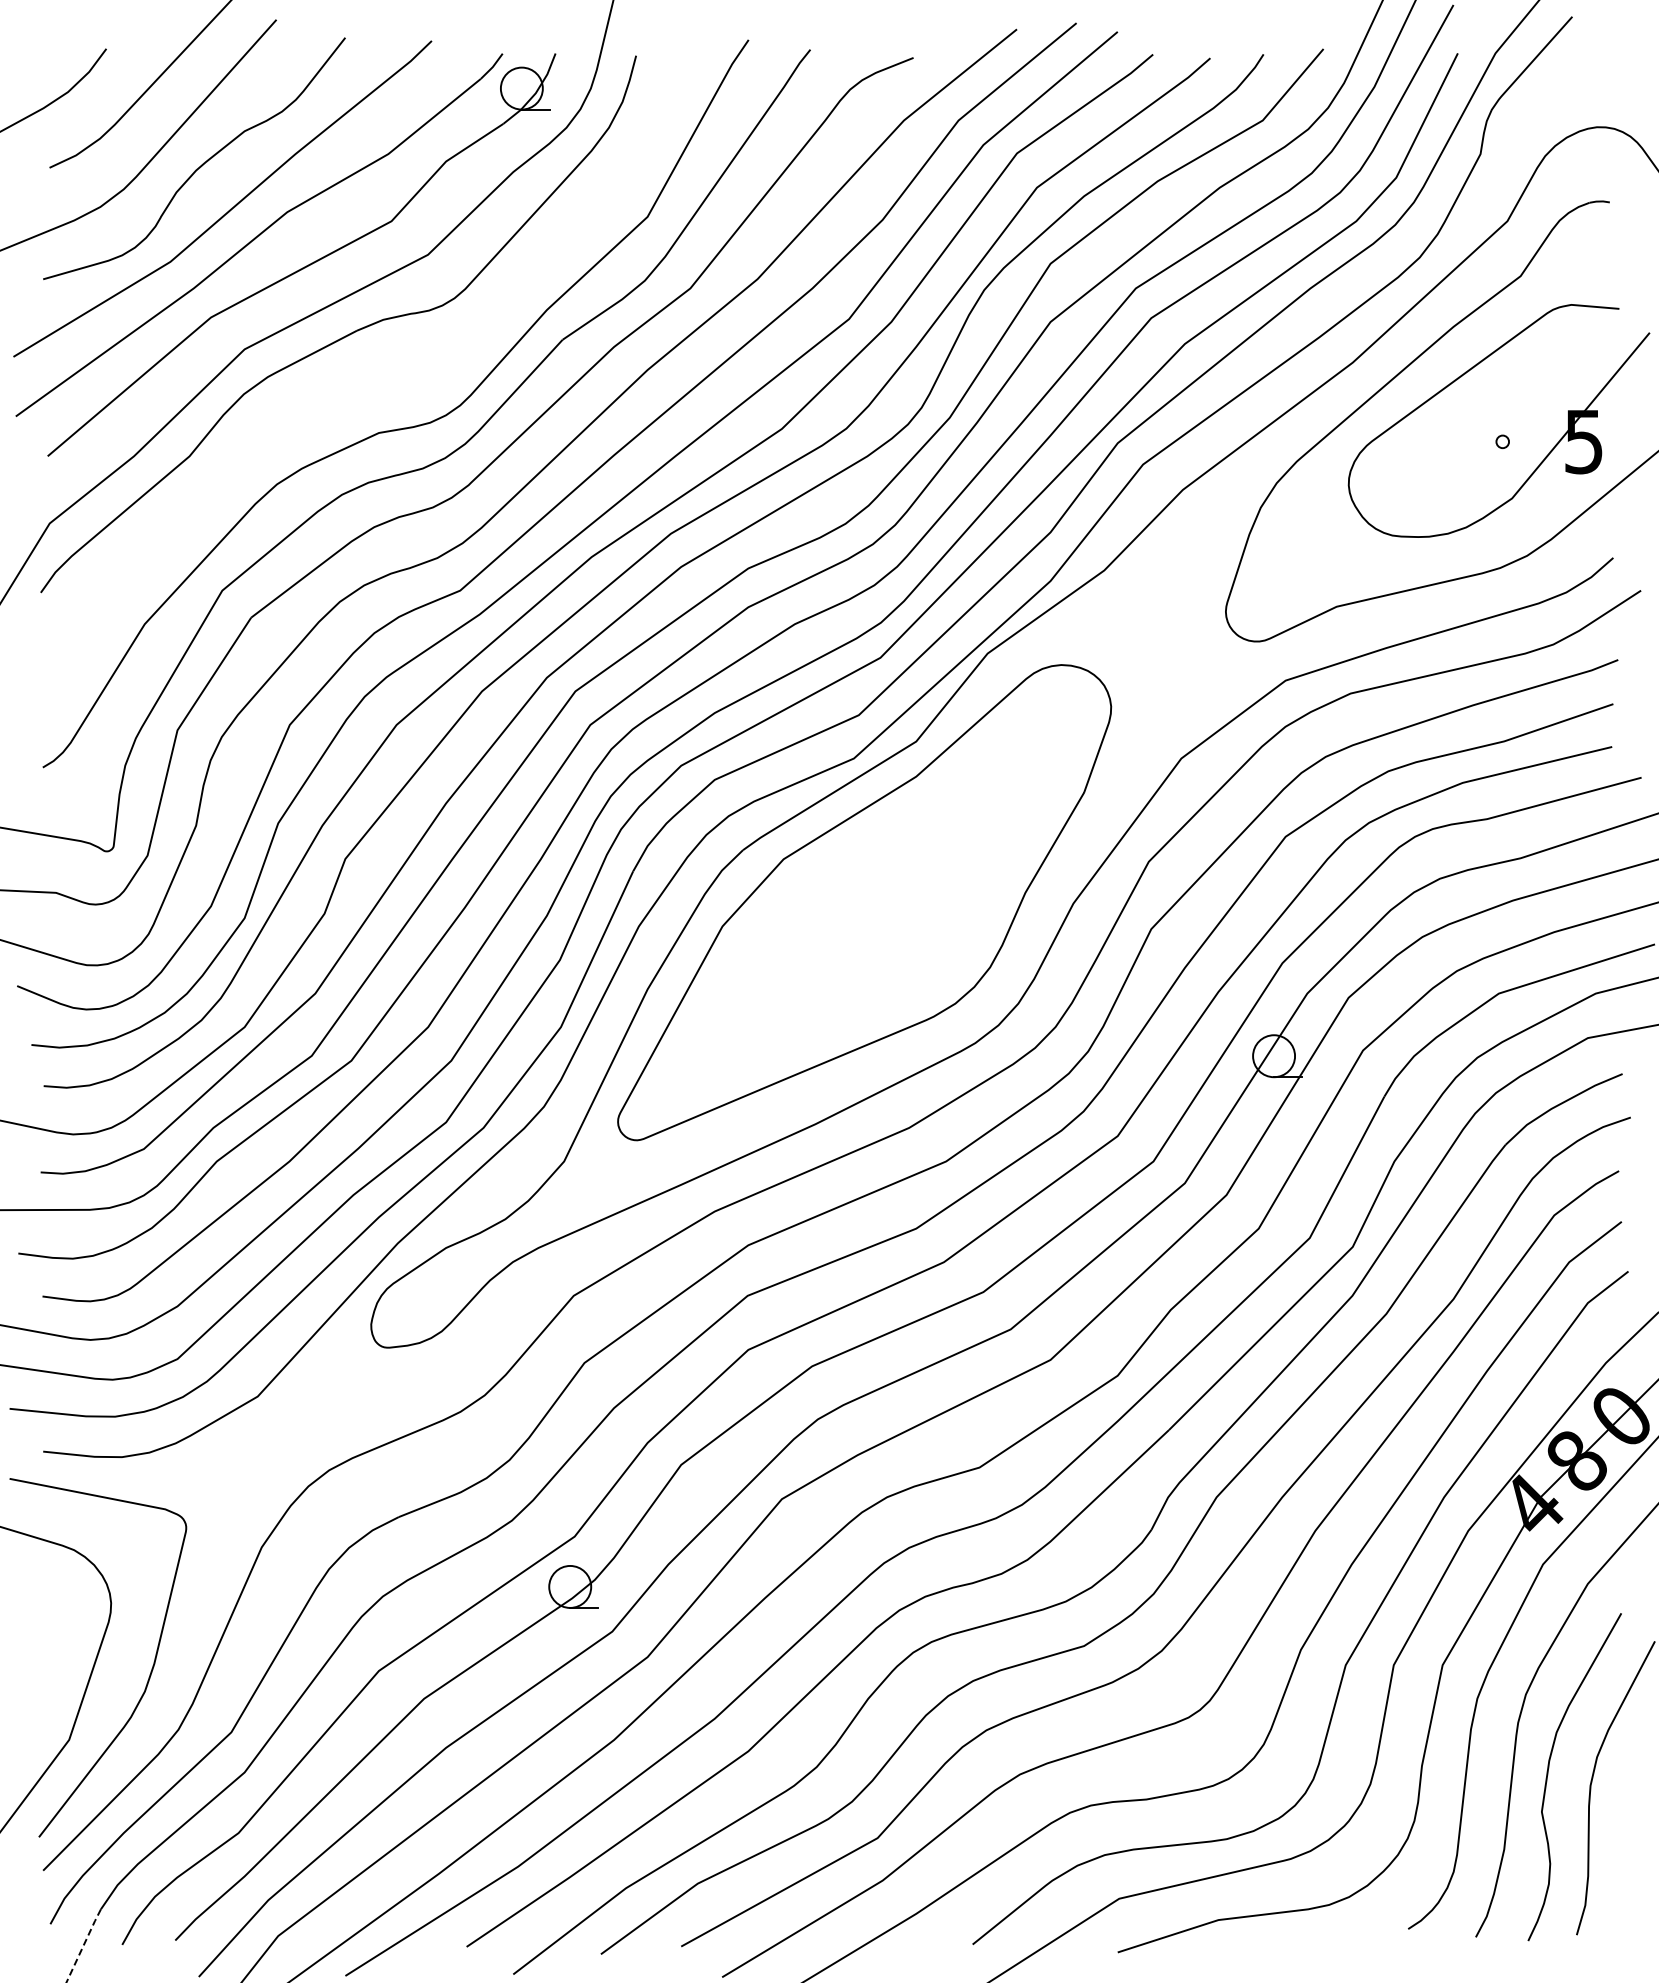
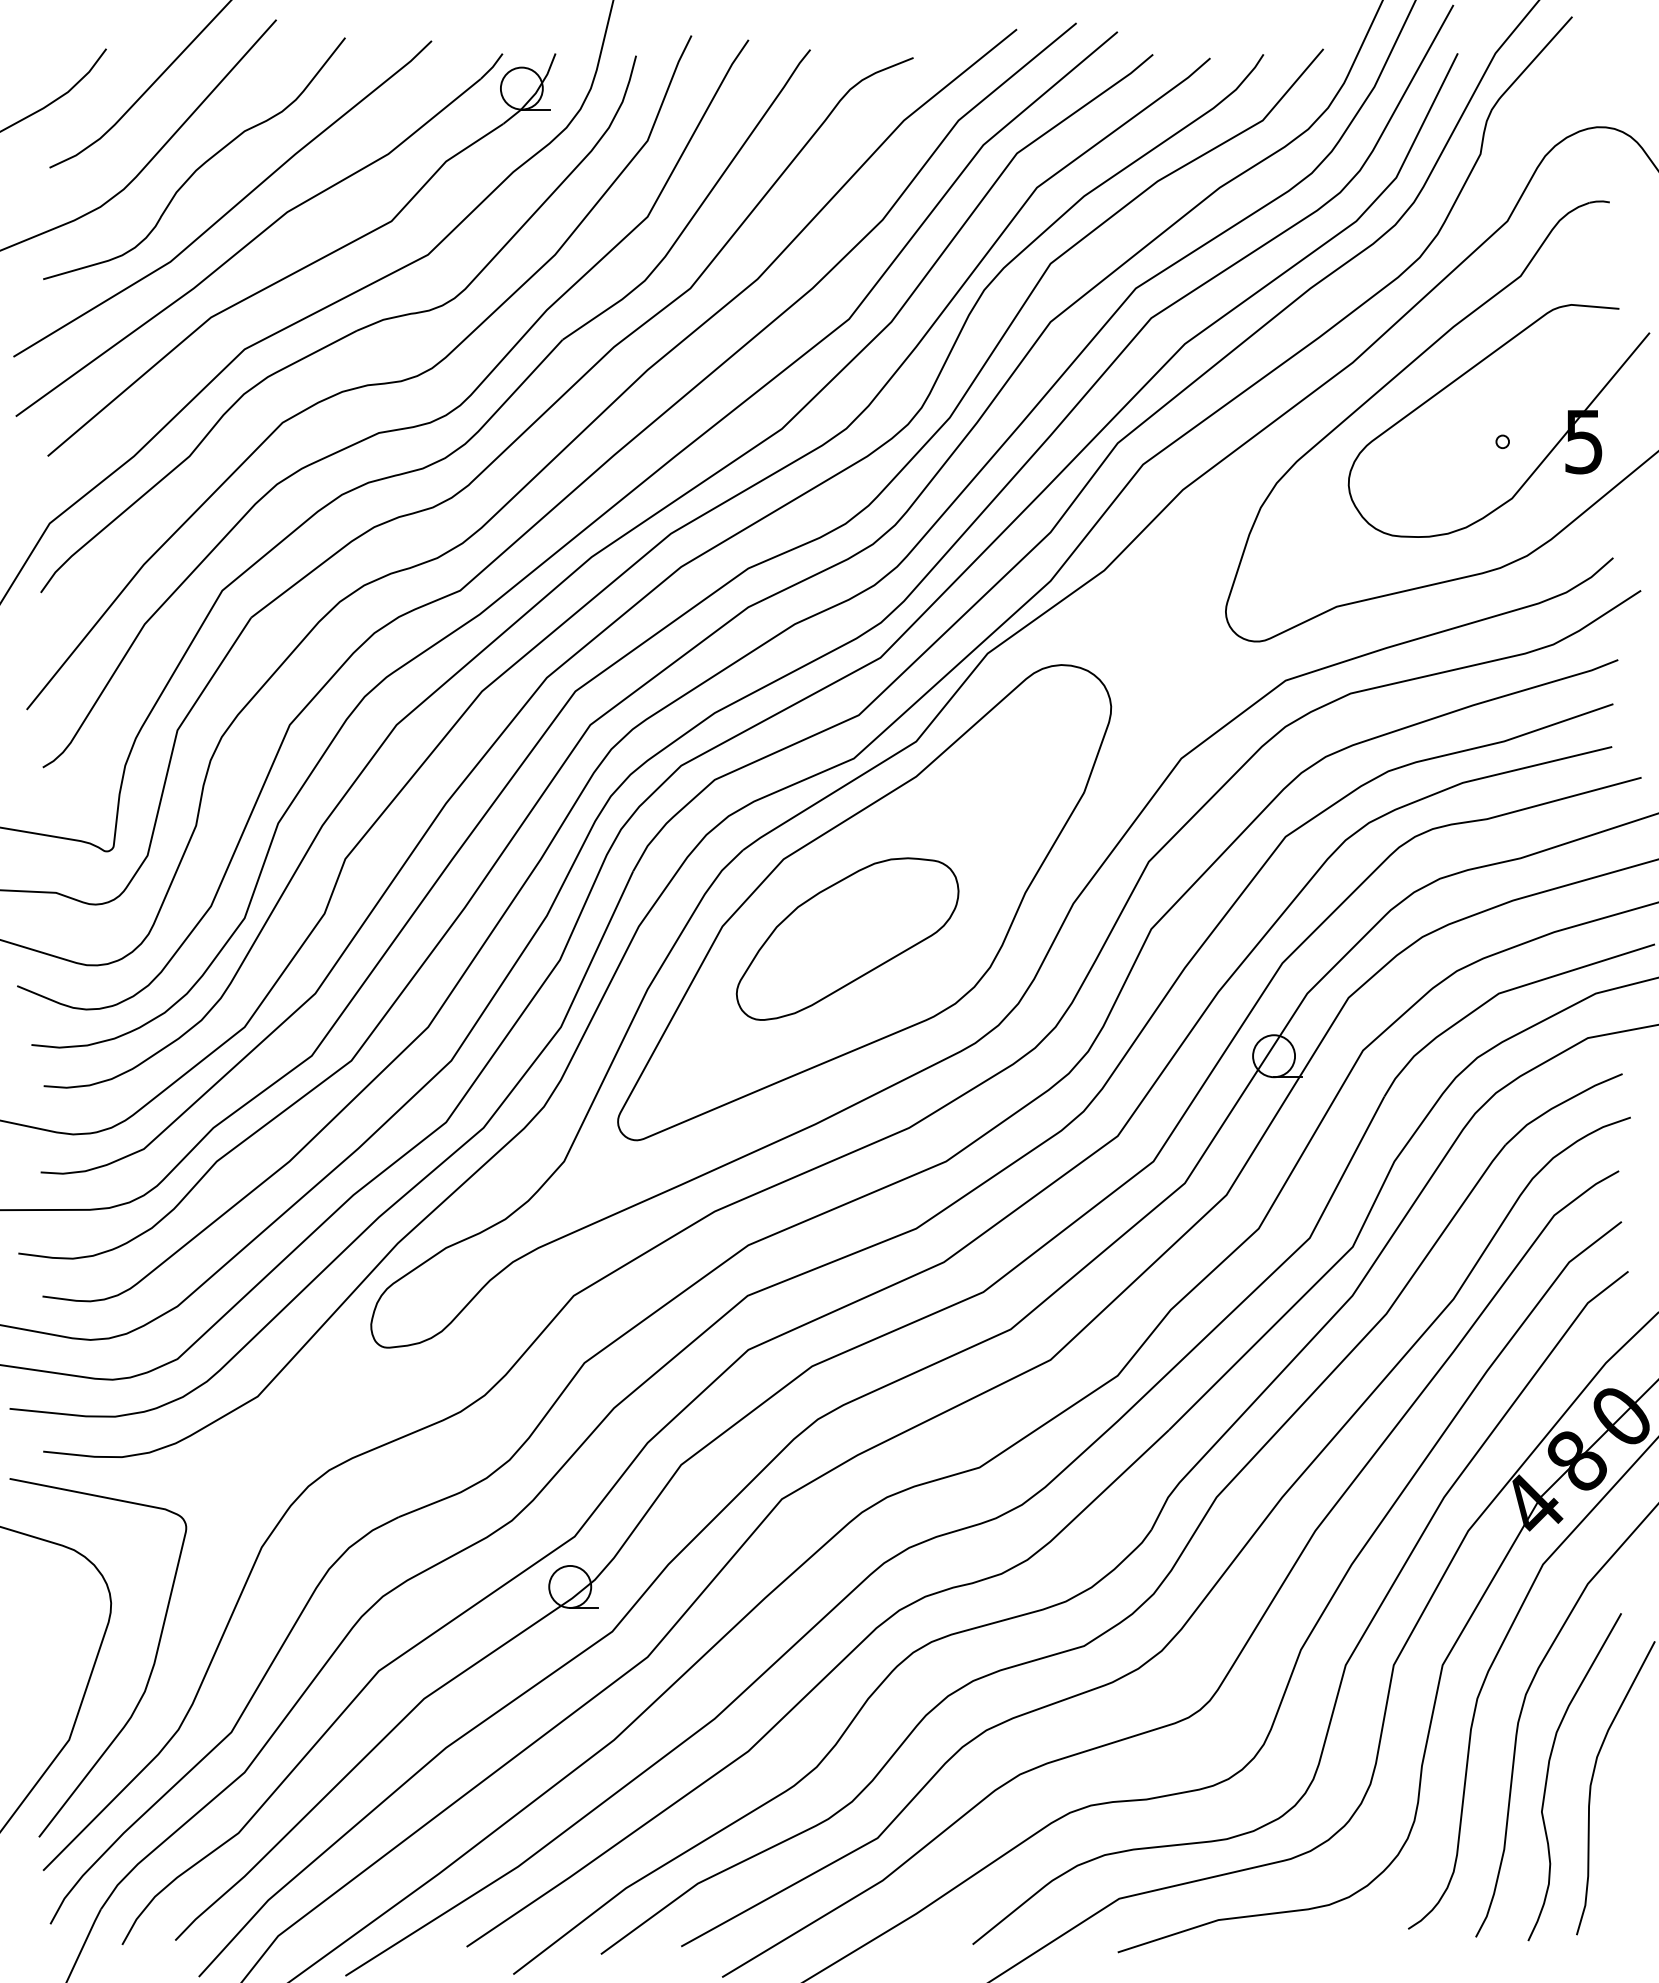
curve: none -> present (362, 385)
part: none -> present (847, 938)
line: dashed -> solid (83, 1946)
